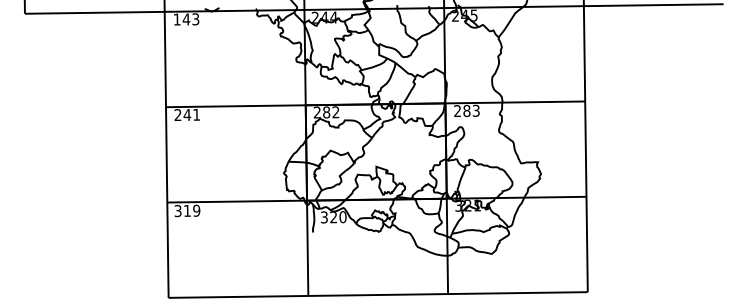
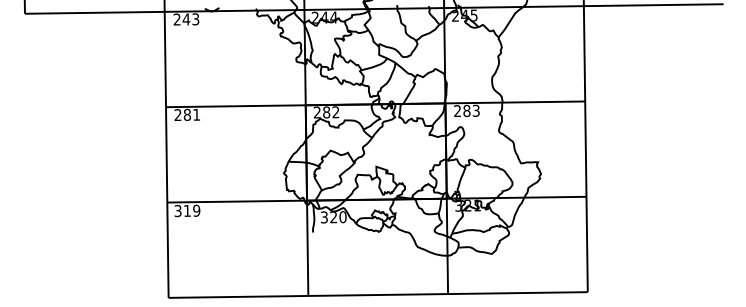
text: 143 -> 243 (176, 19)
text: 241 -> 281 (187, 114)
